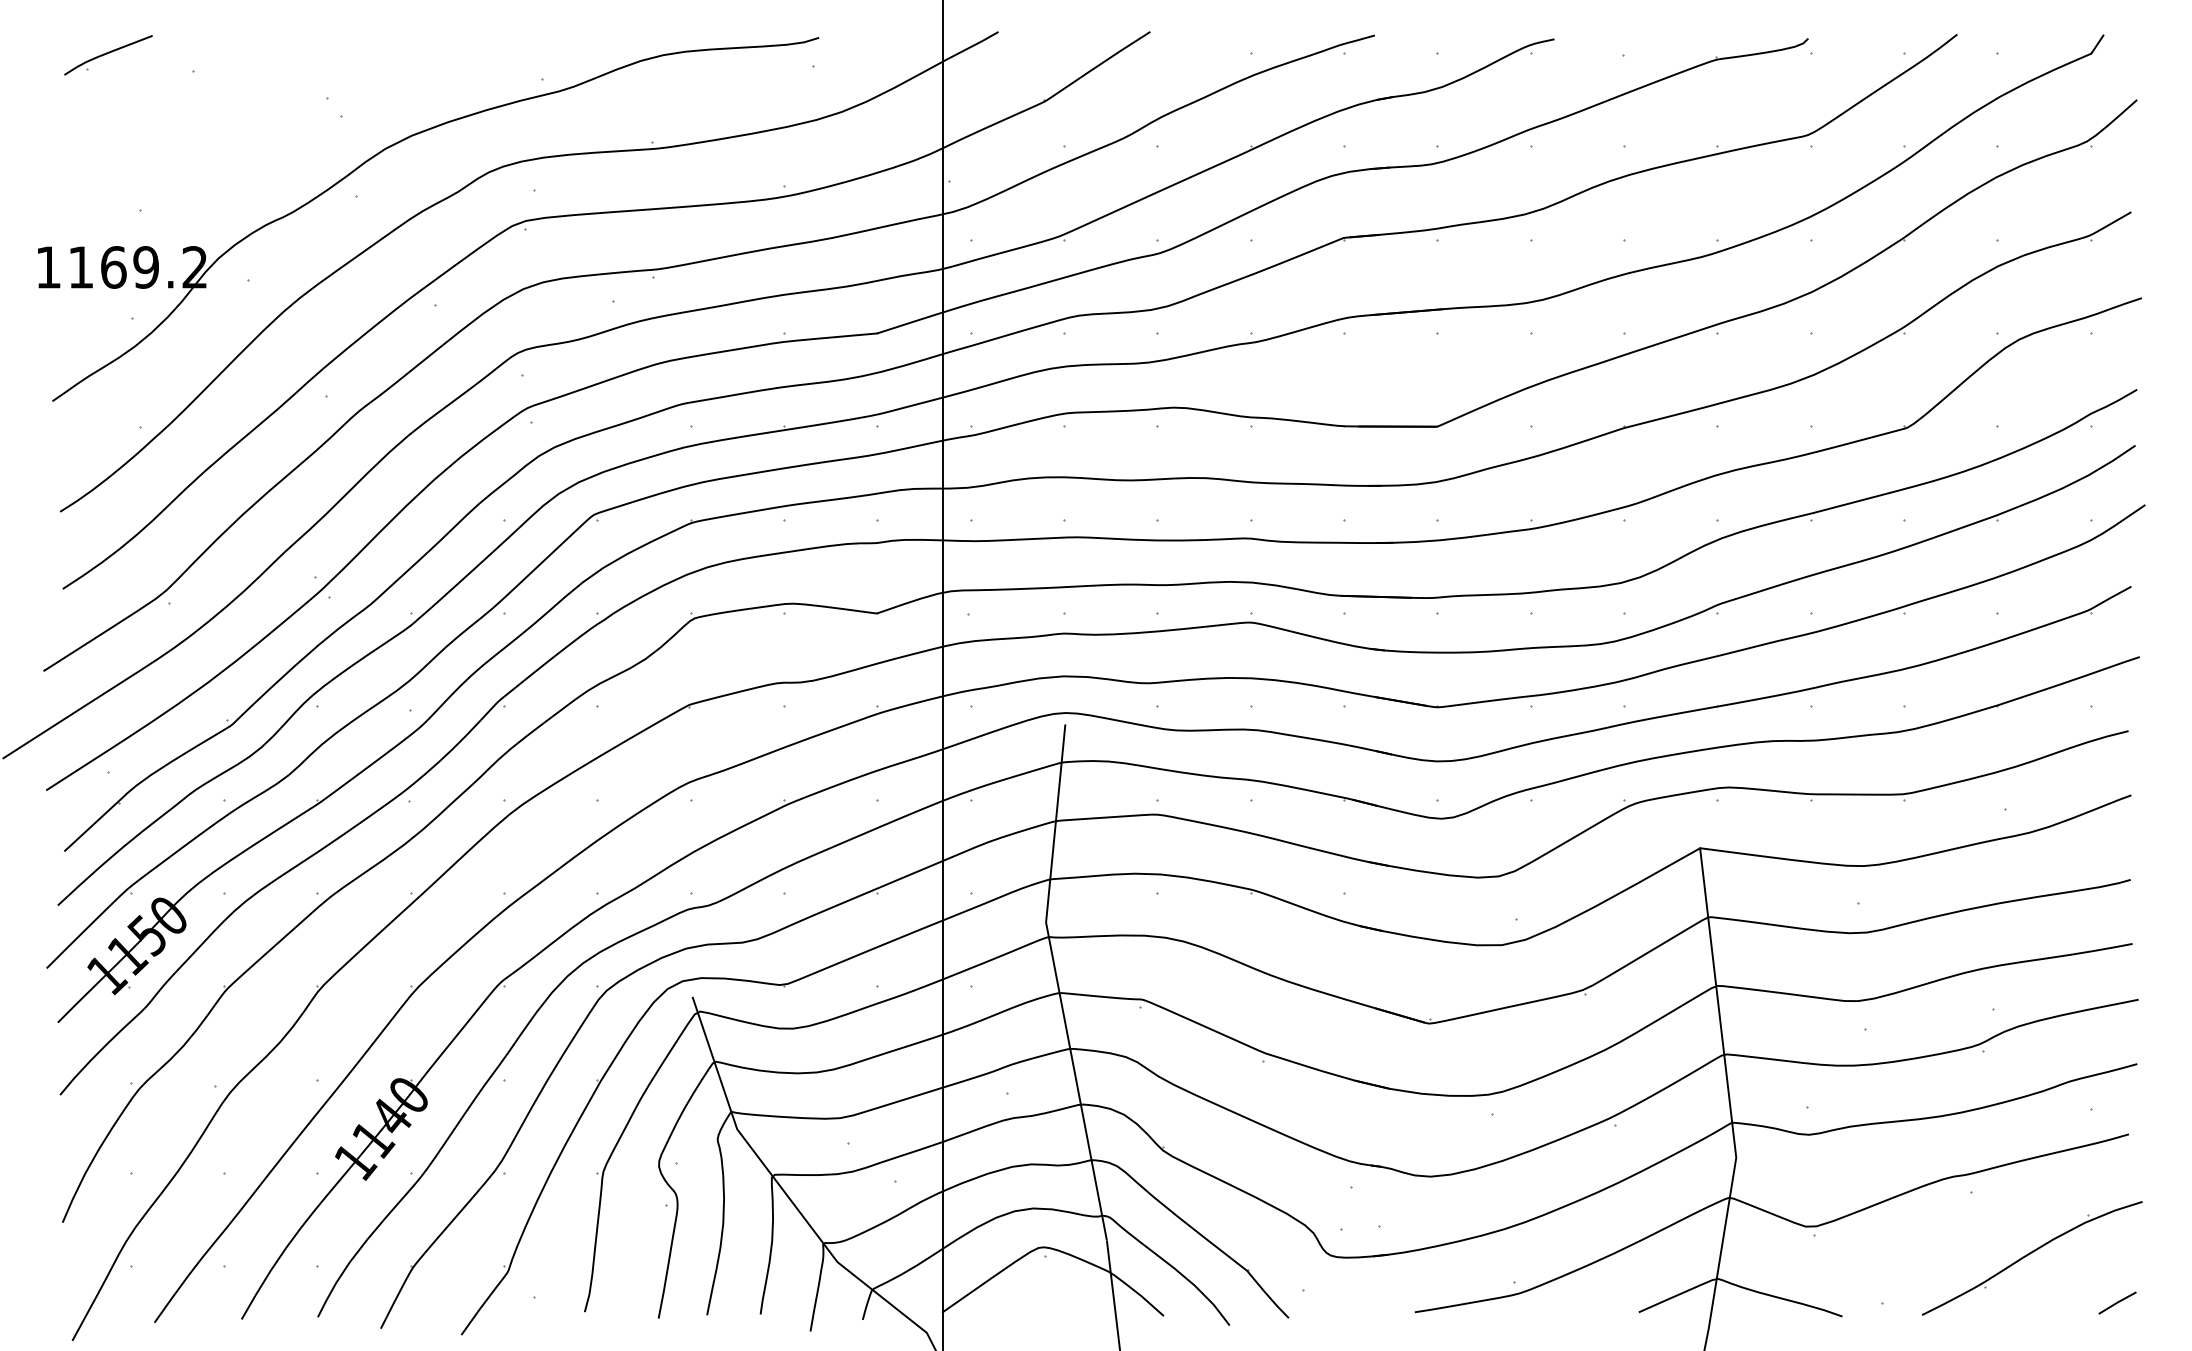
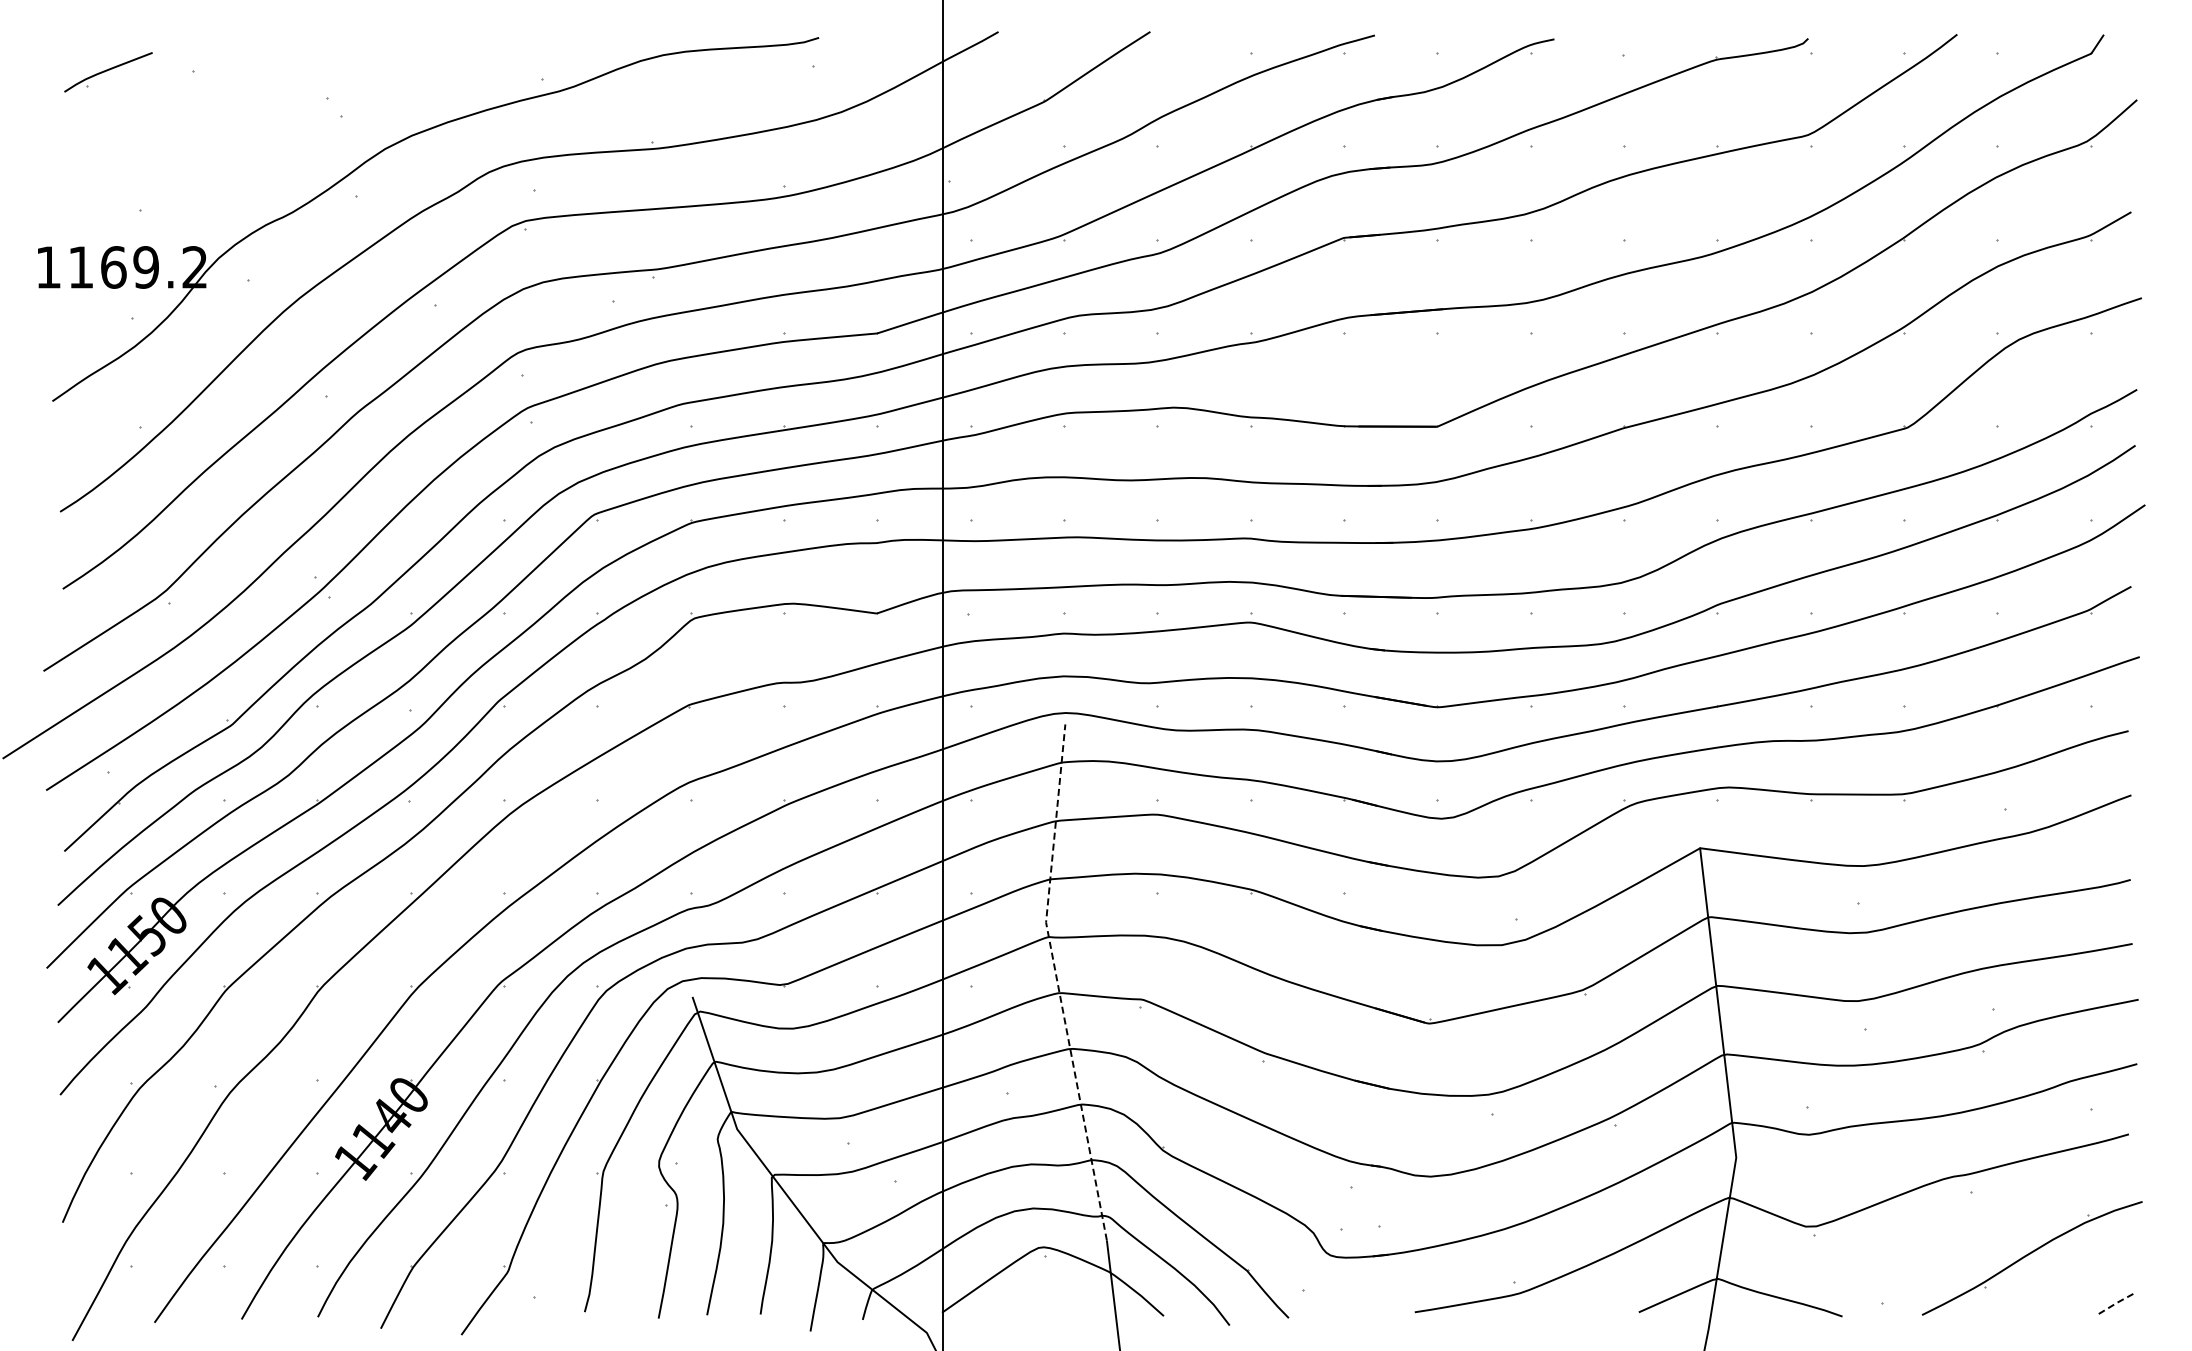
part position: (108, 55) -> (108, 72) (108, 72)
line: solid -> dashed (1057, 982)
line: solid -> dashed (2117, 1302)
